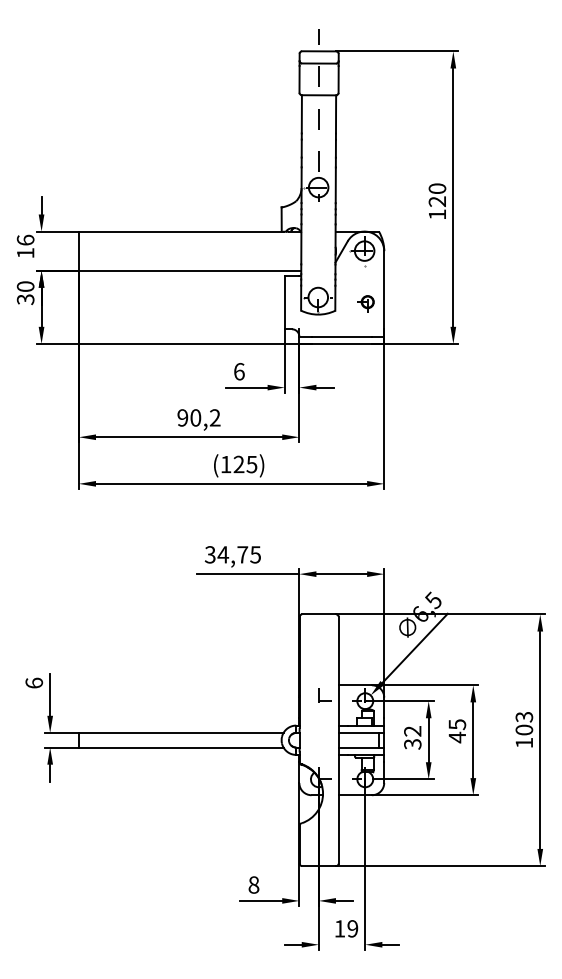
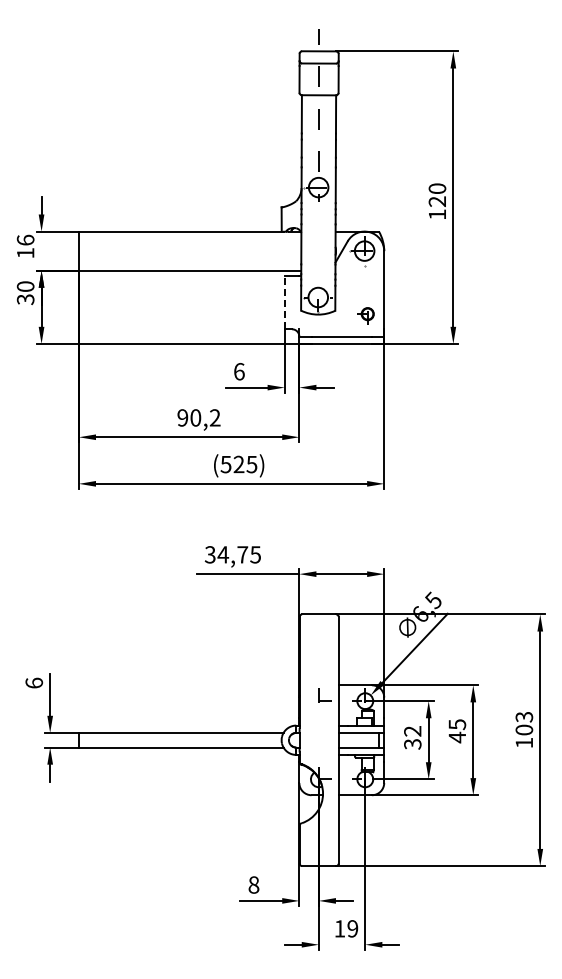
line: solid -> dashed (284, 302)
part position: (365, 303) -> (365, 315) (365, 315)
text: (125 -> (525 (225, 464)
